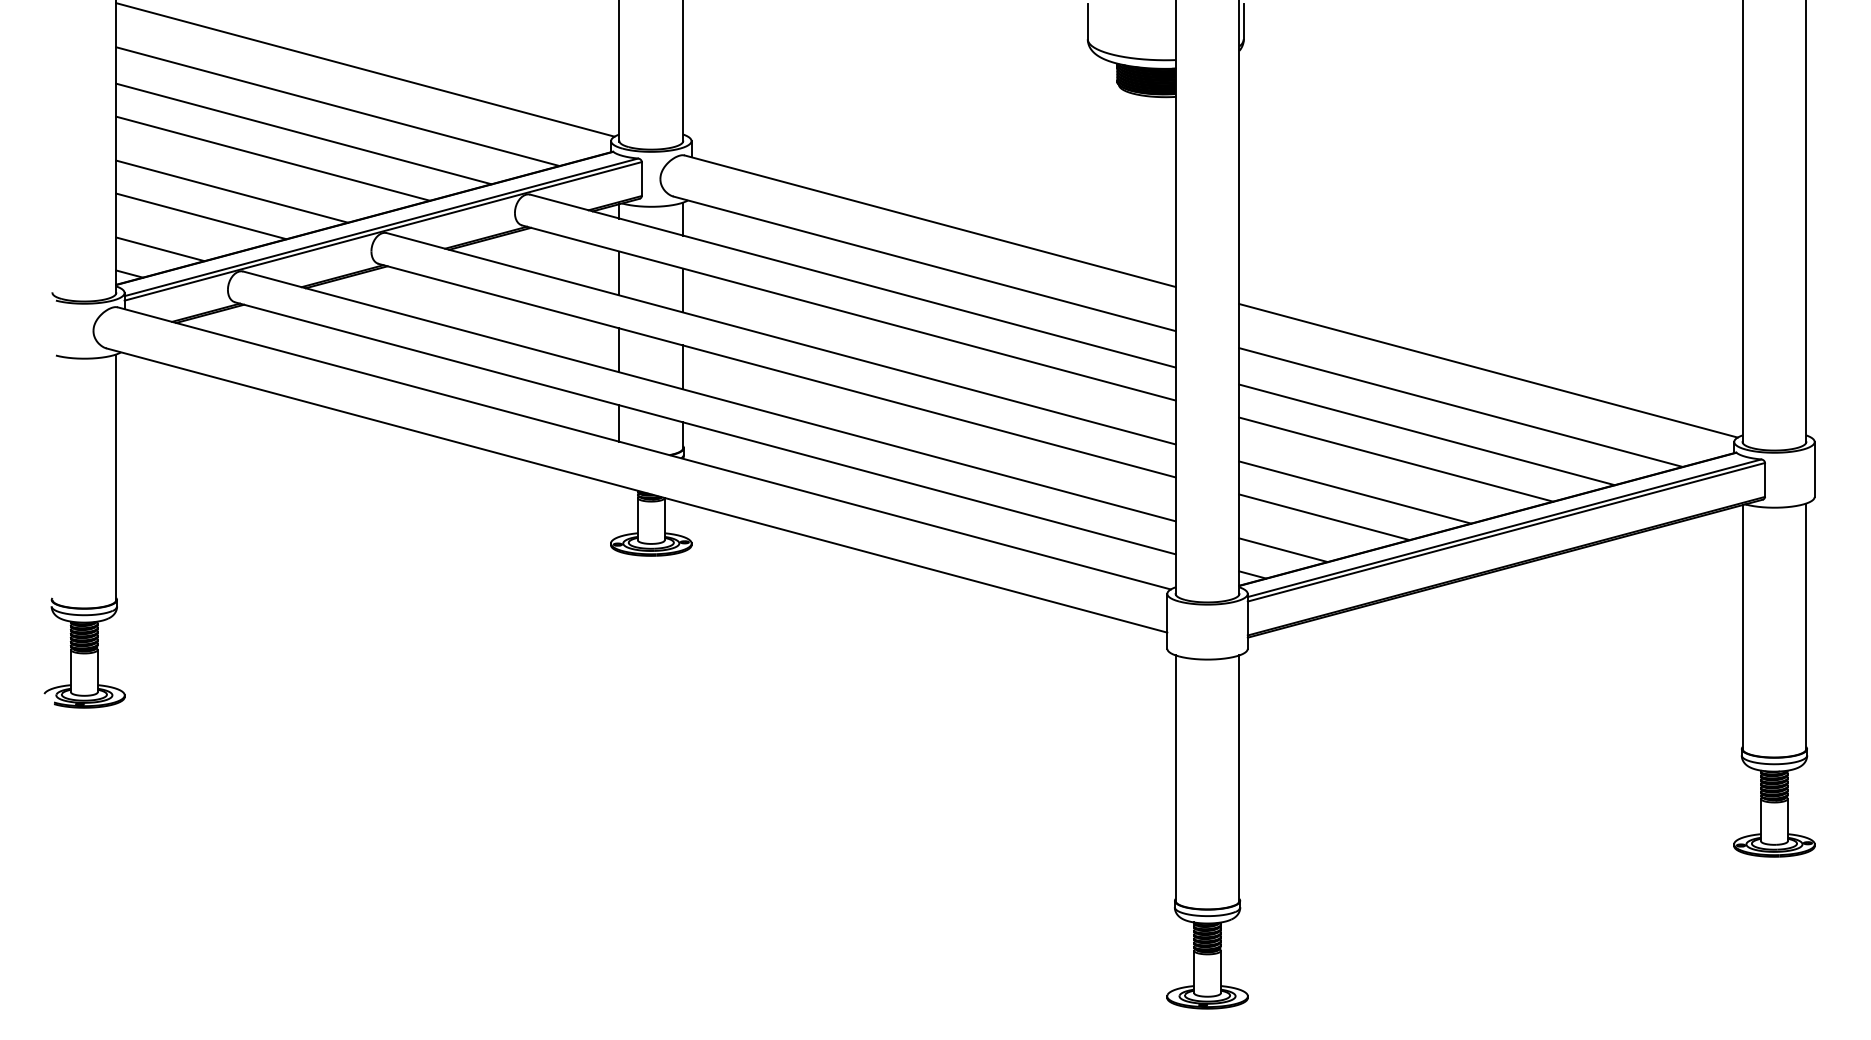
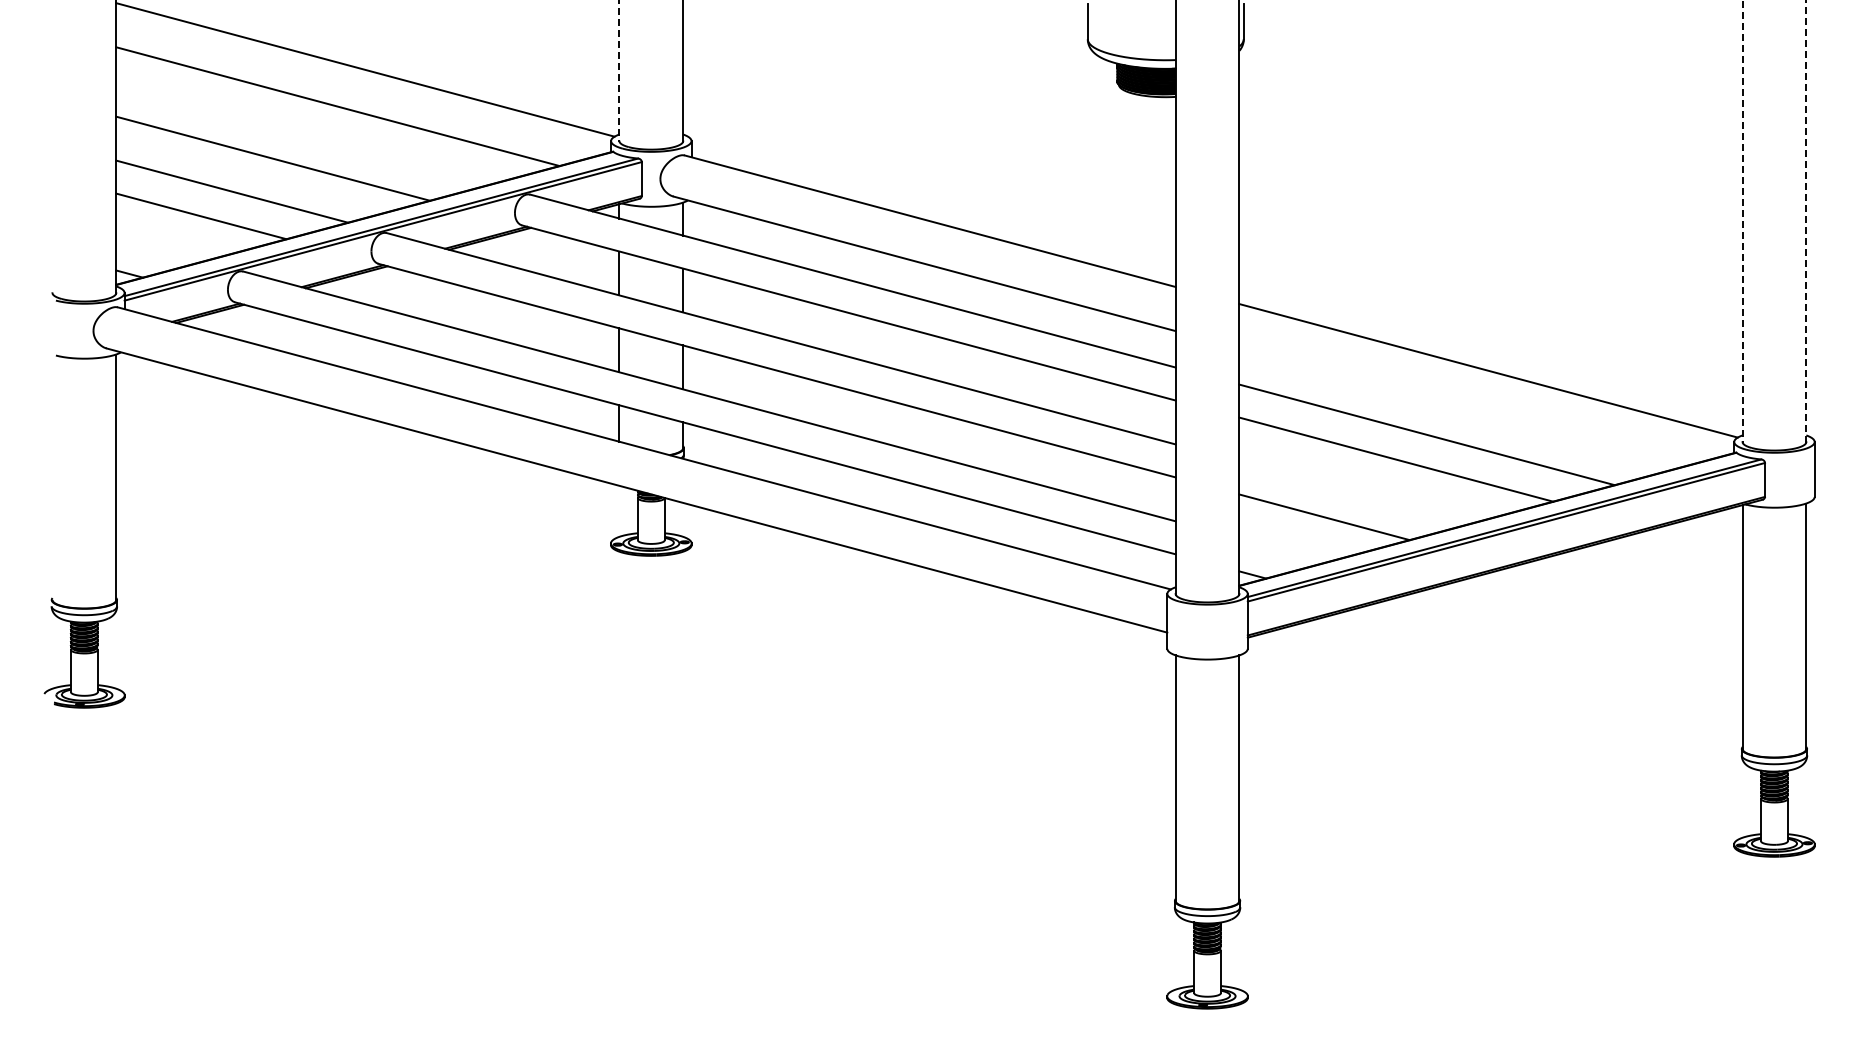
line: solid -> dashed (619, 71)
line: present -> none (303, 133)
line: solid -> dashed (1742, 221)
line: solid -> dashed (1806, 221)
line: present -> none (160, 249)
line: present -> none (1460, 407)
line: present -> none (1355, 492)
line: present -> none (1283, 550)
